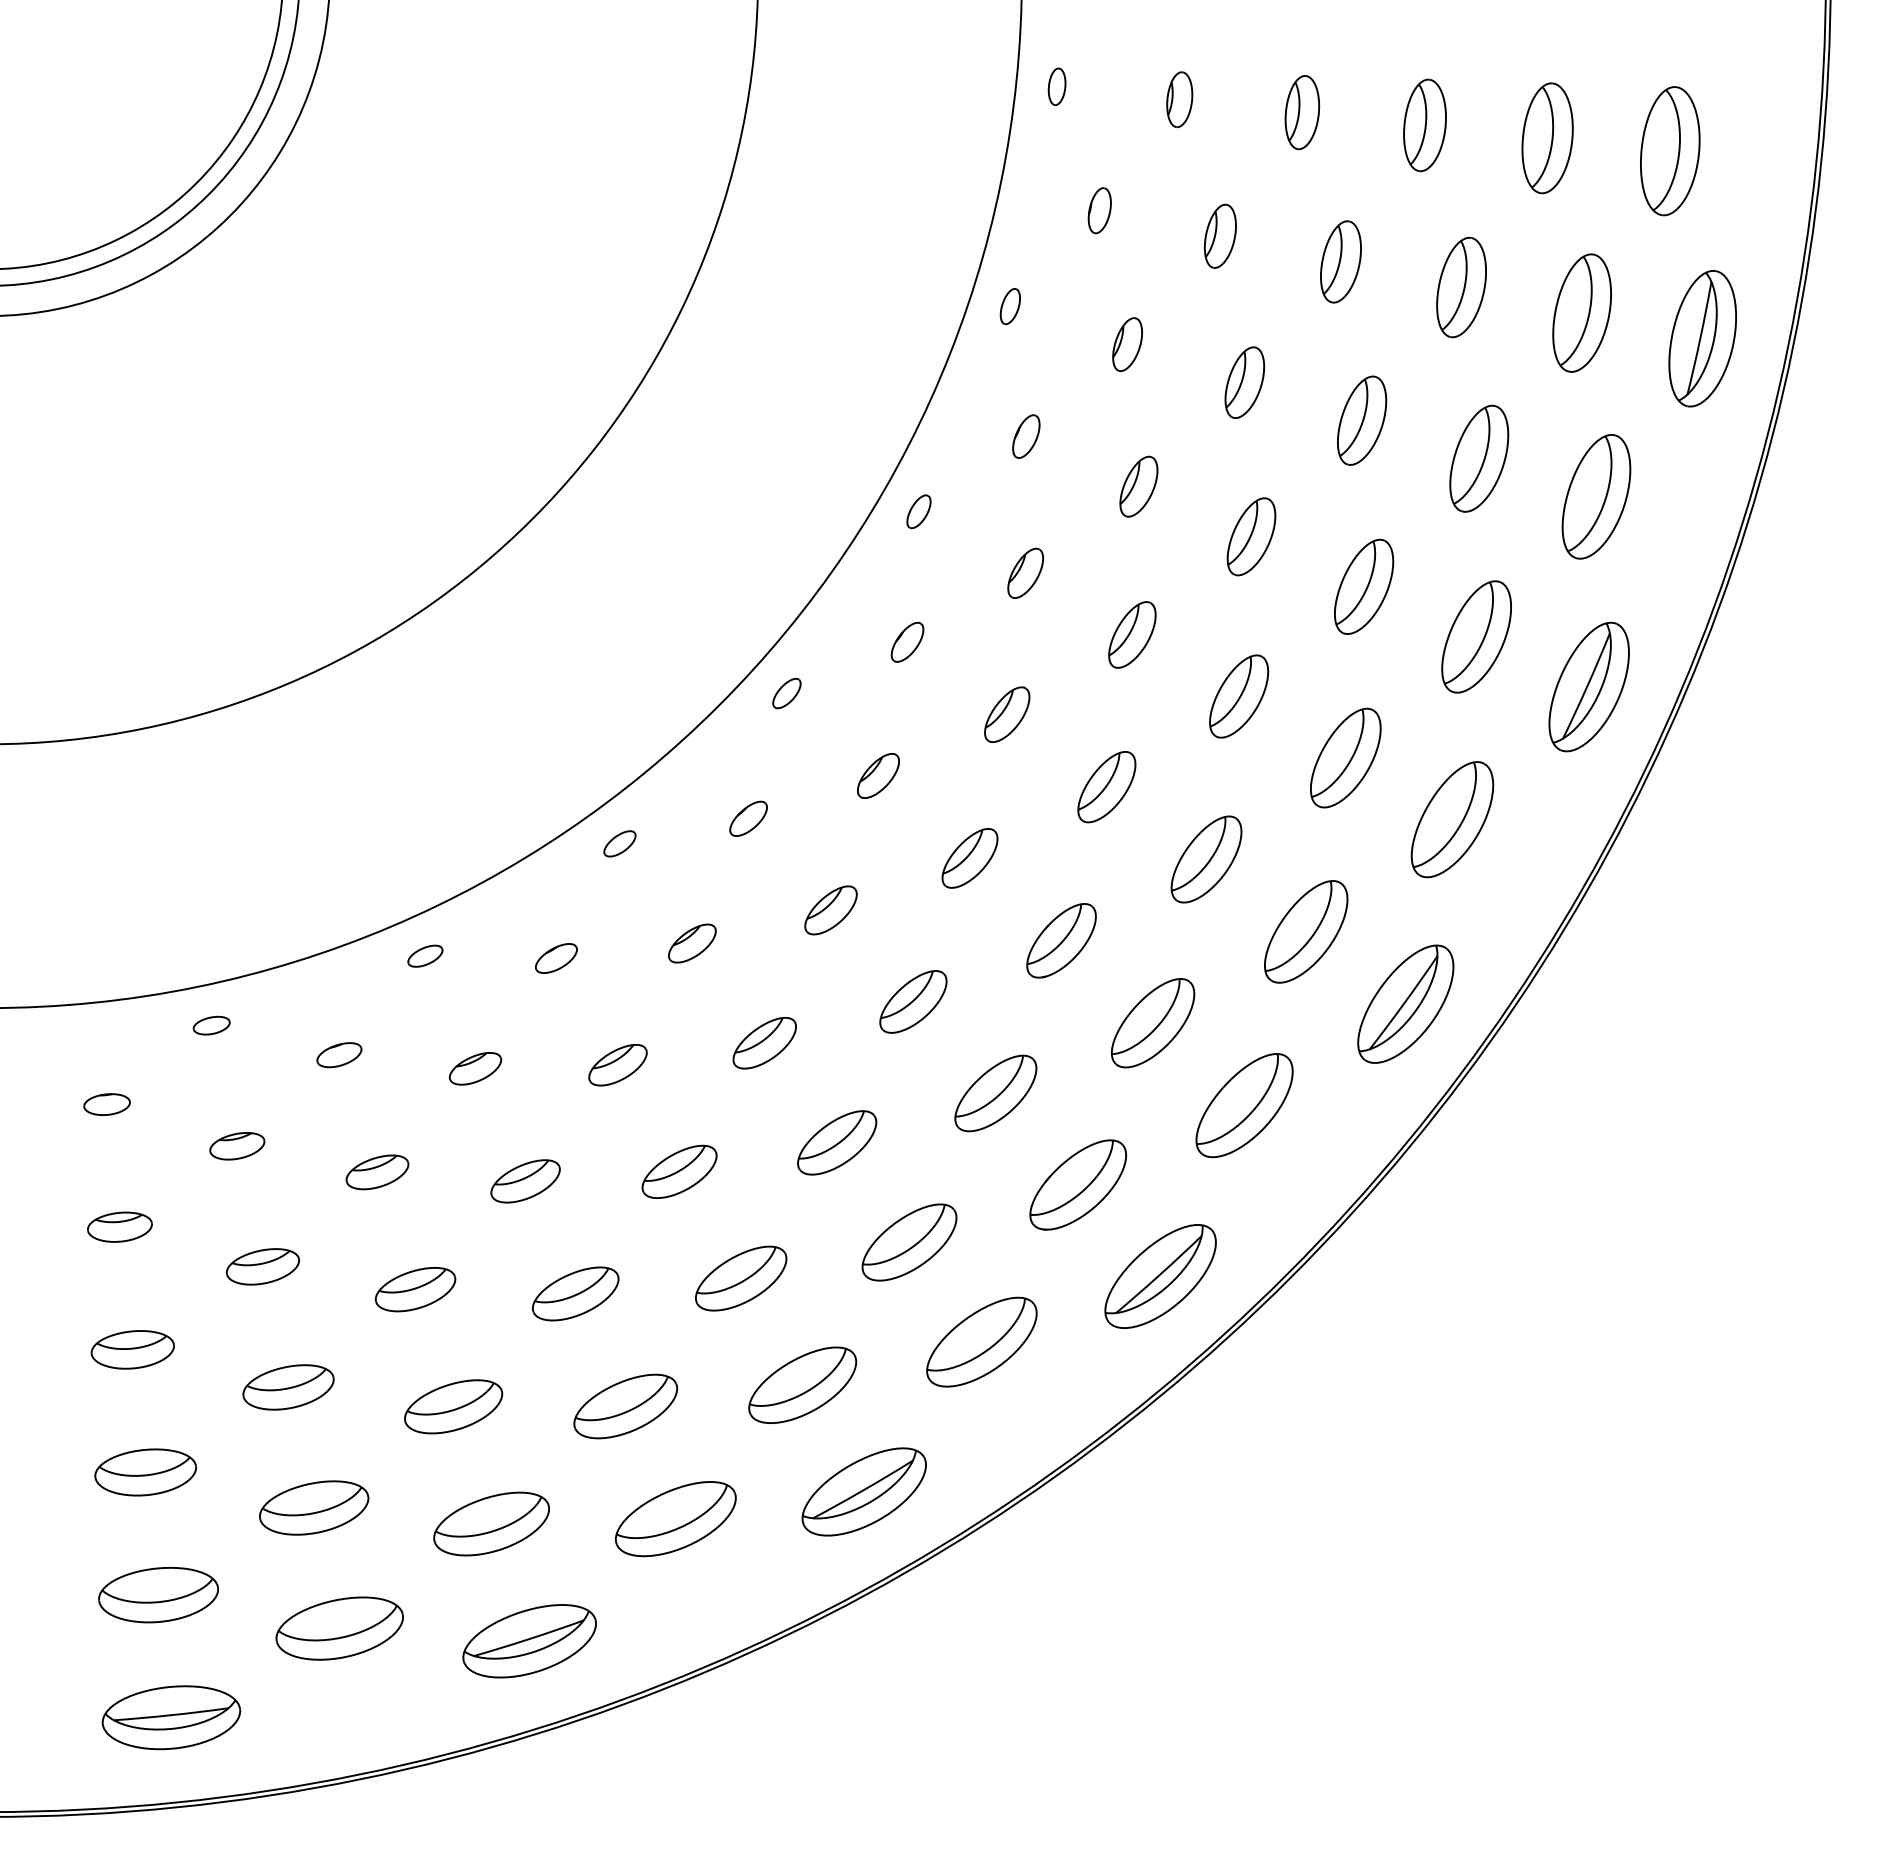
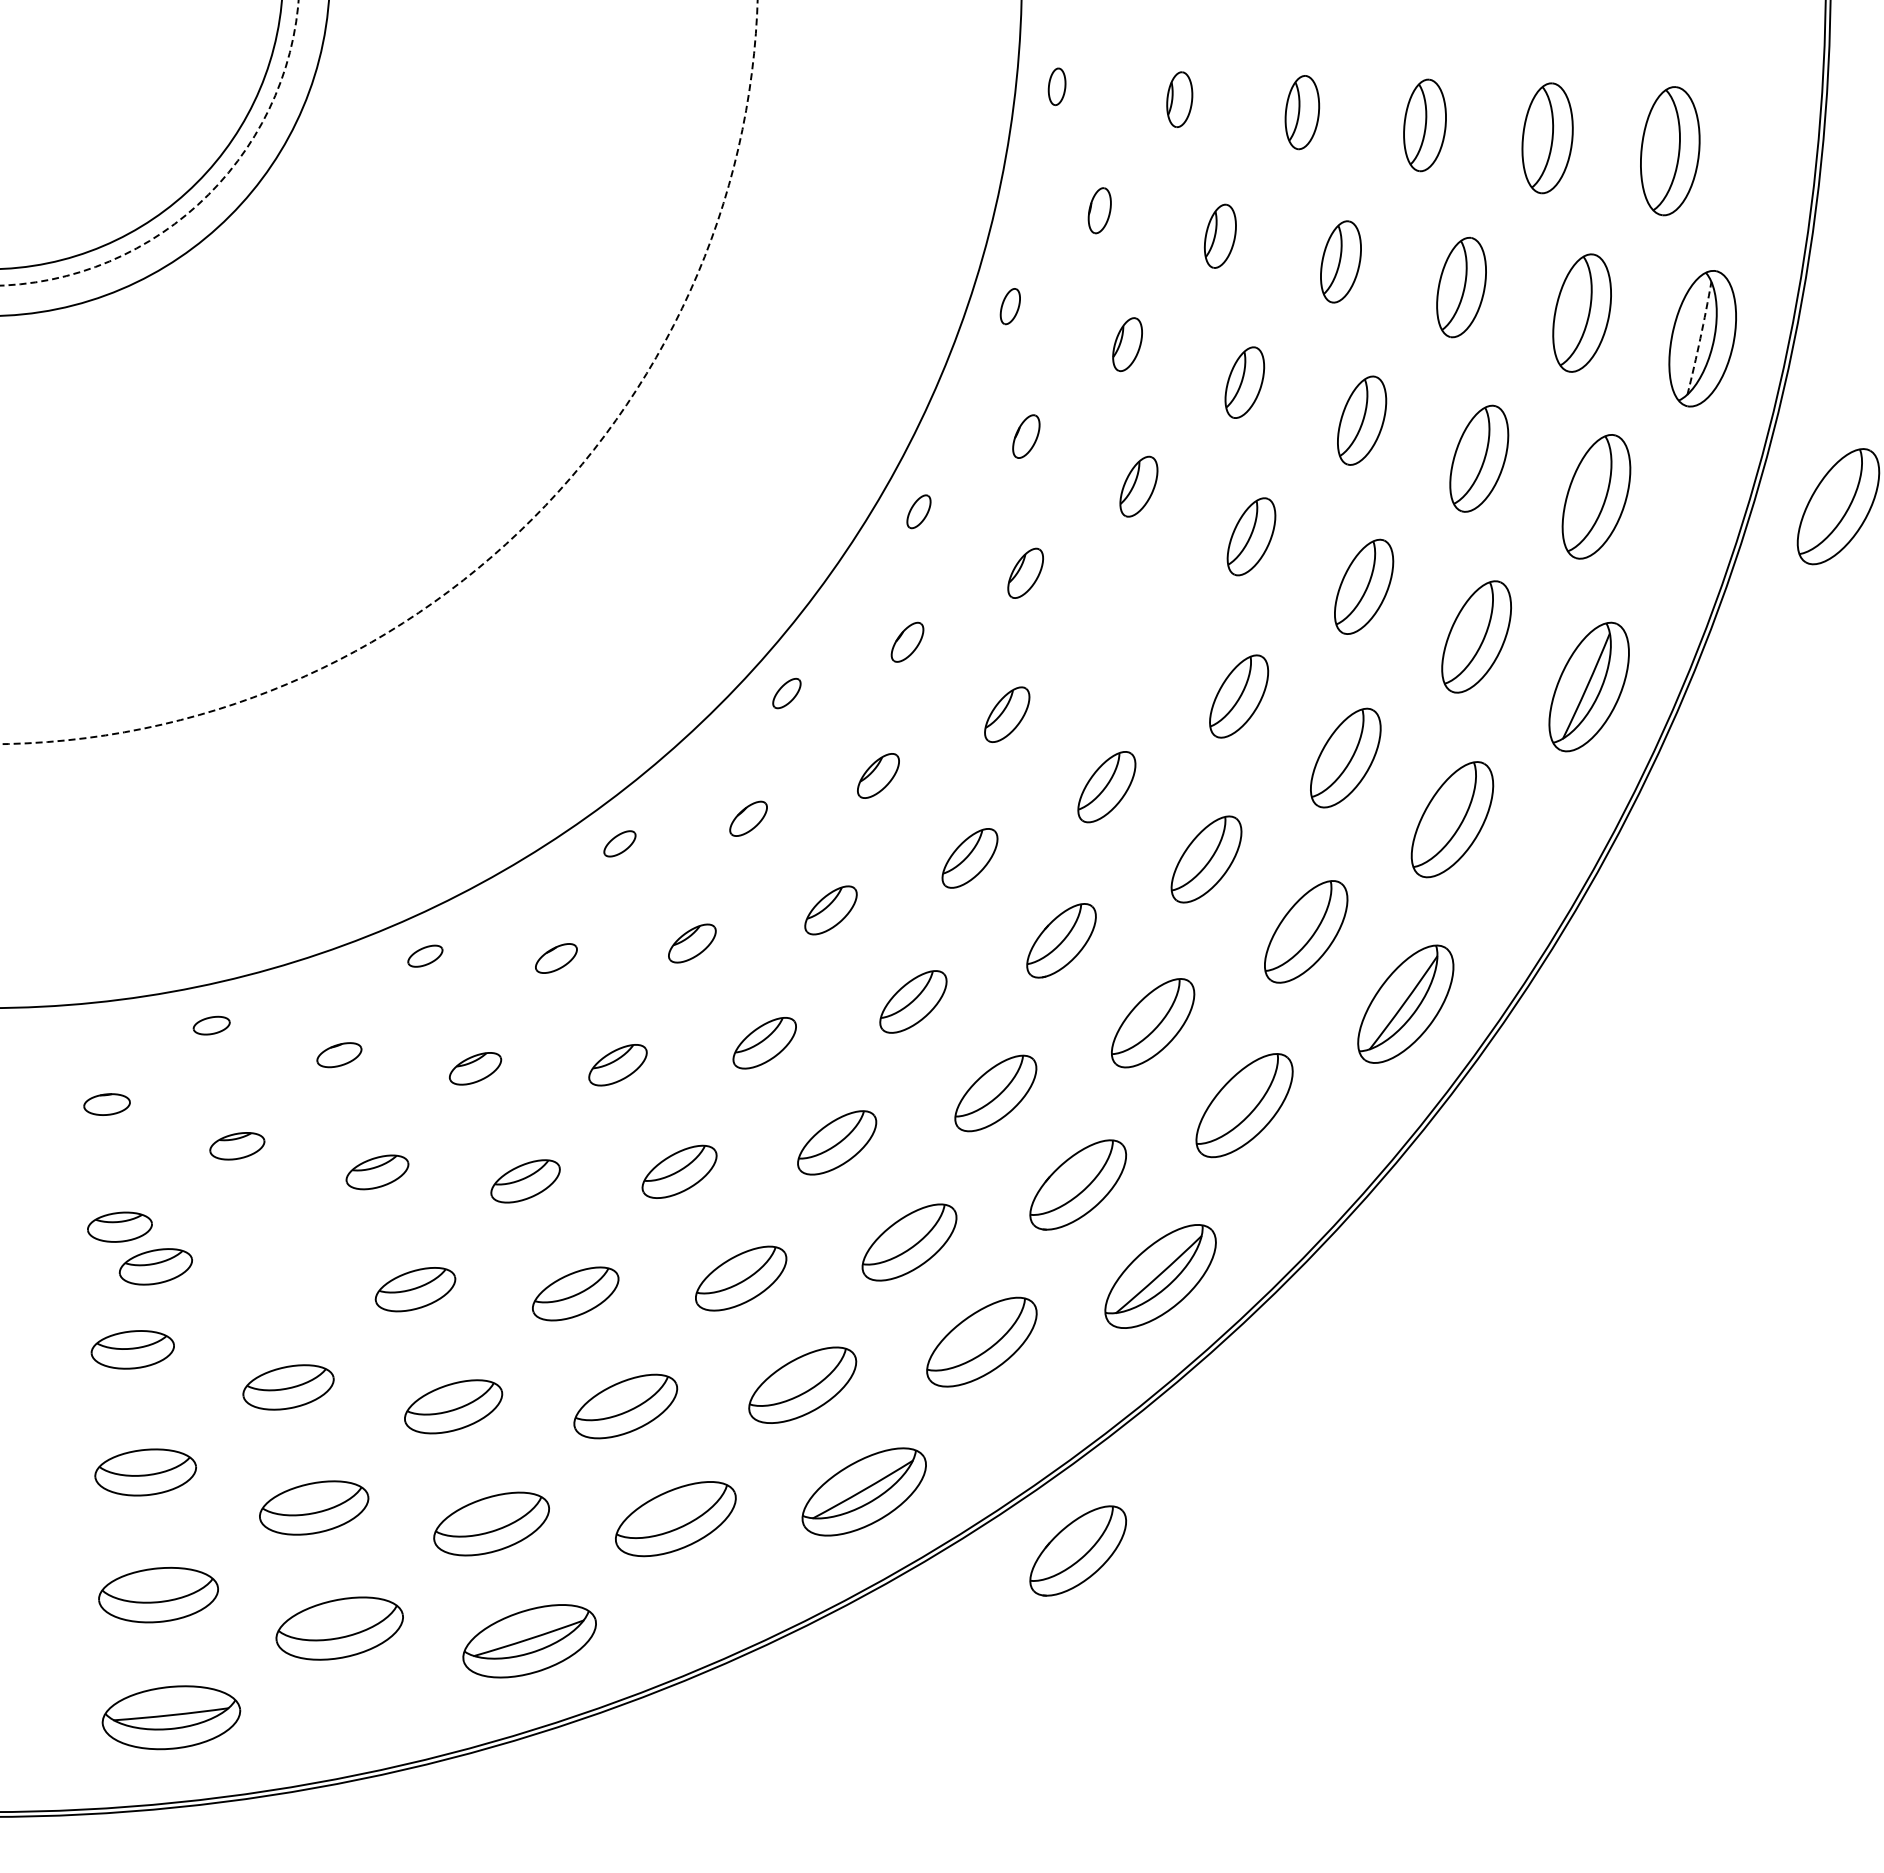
circle: solid -> dashed (149, 142)
arc: solid -> dashed (1700, 338)
circle: solid -> dashed (378, 372)
part: none -> present (1838, 506)
part: present -> none (1132, 634)
part position: (262, 1266) -> (155, 1266) (155, 1266)
part: none -> present (1078, 1550)
